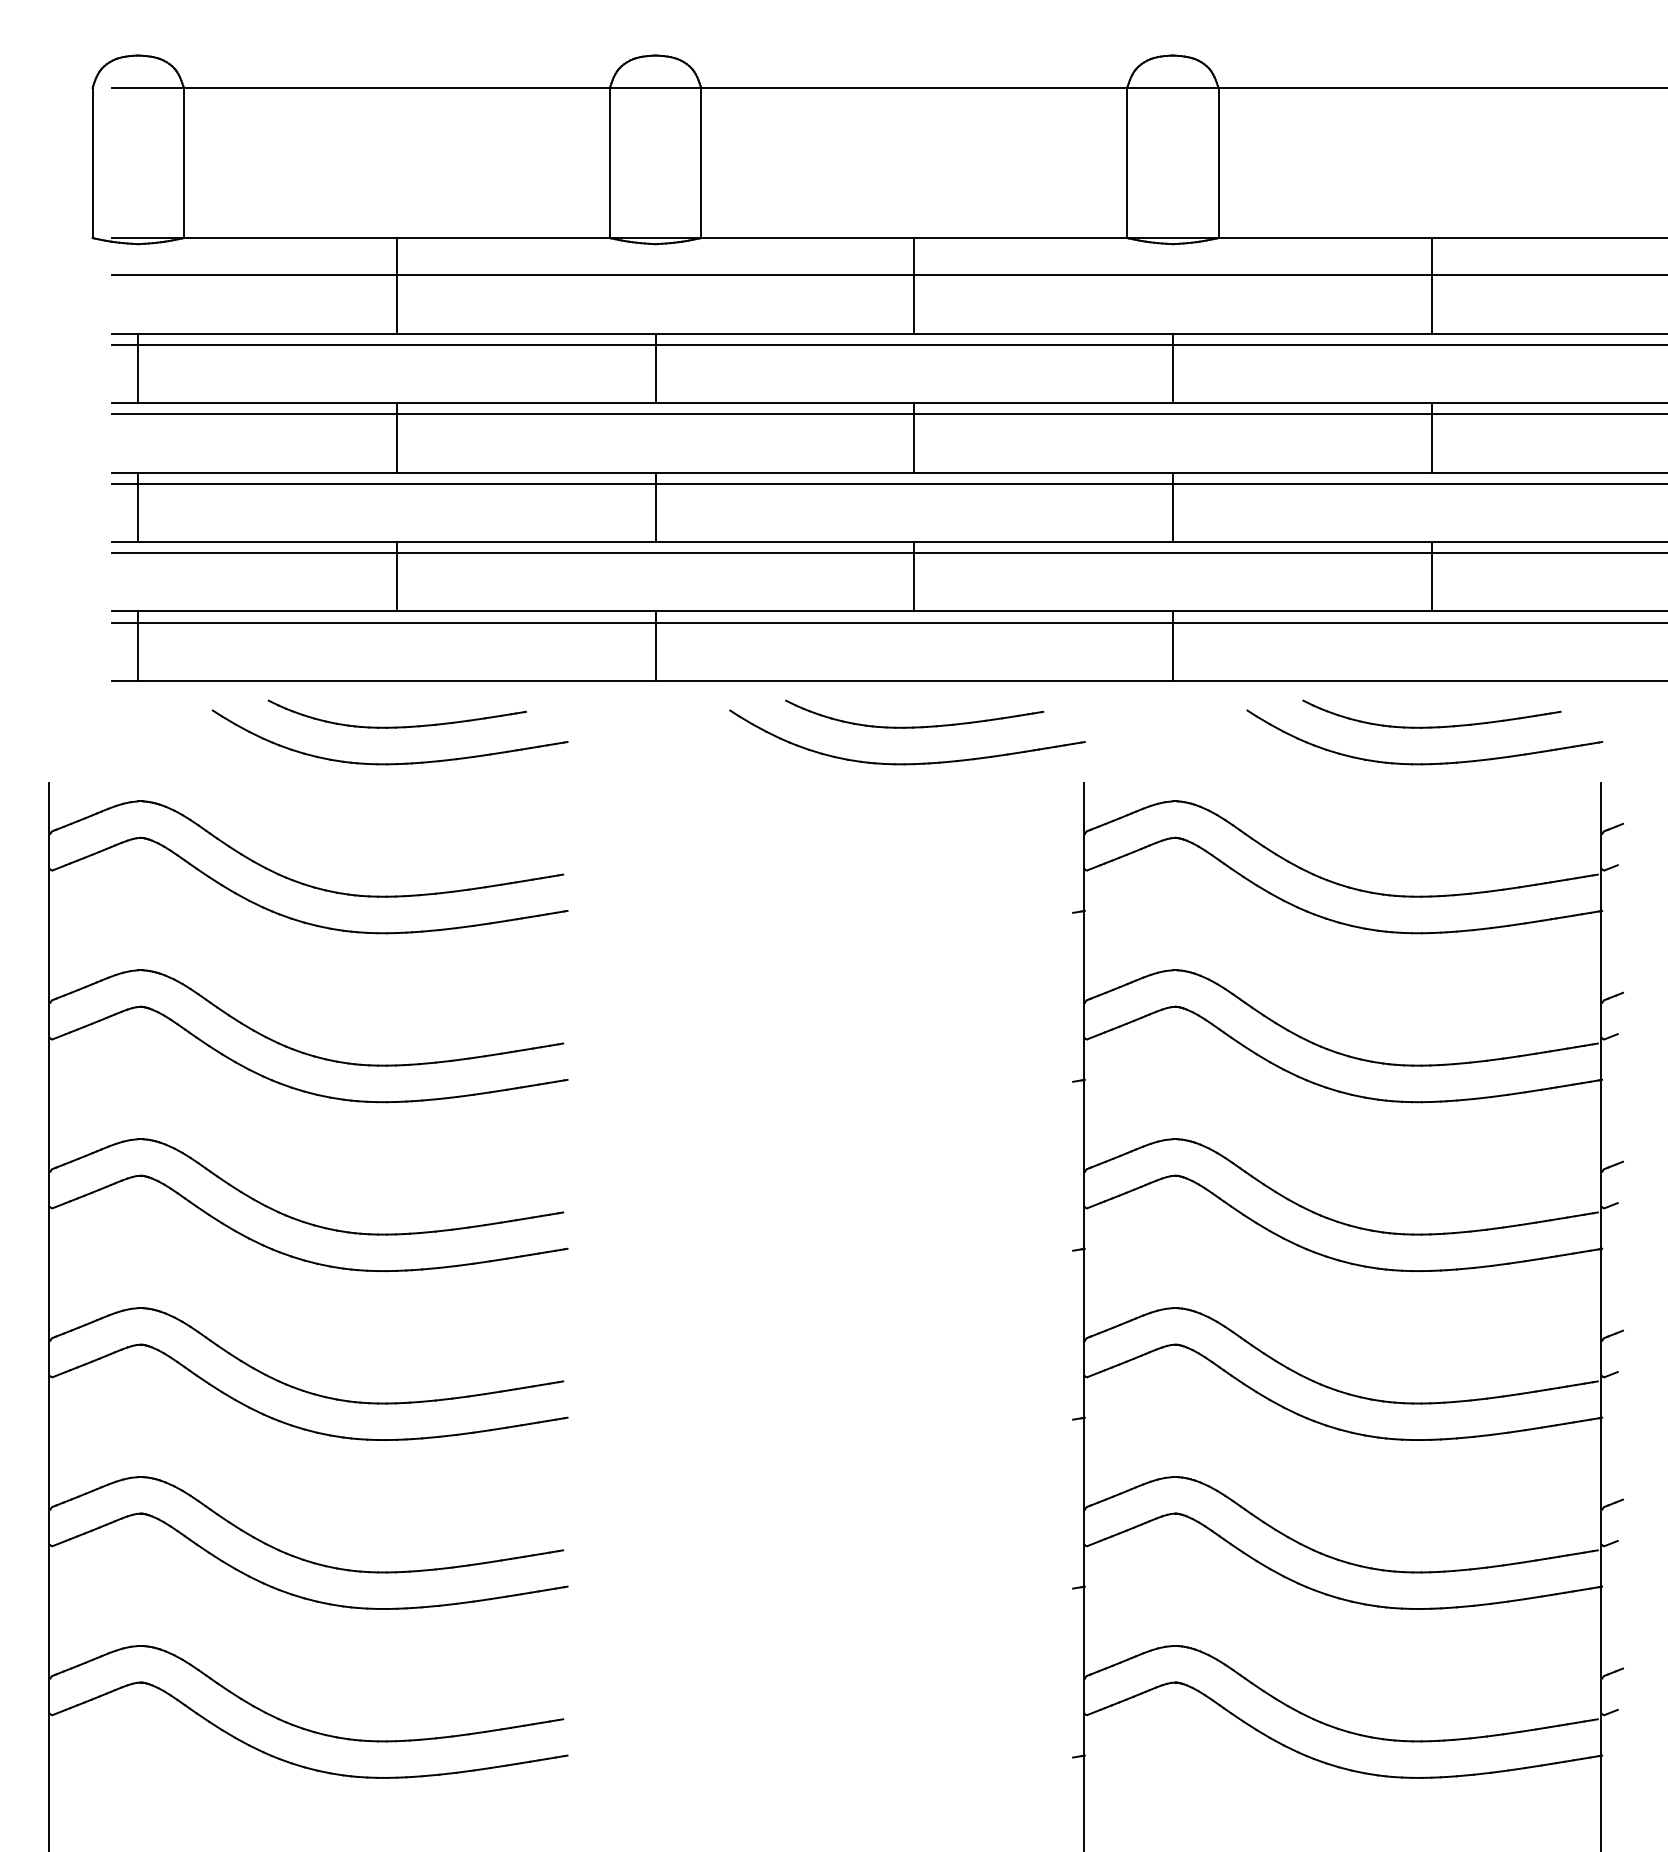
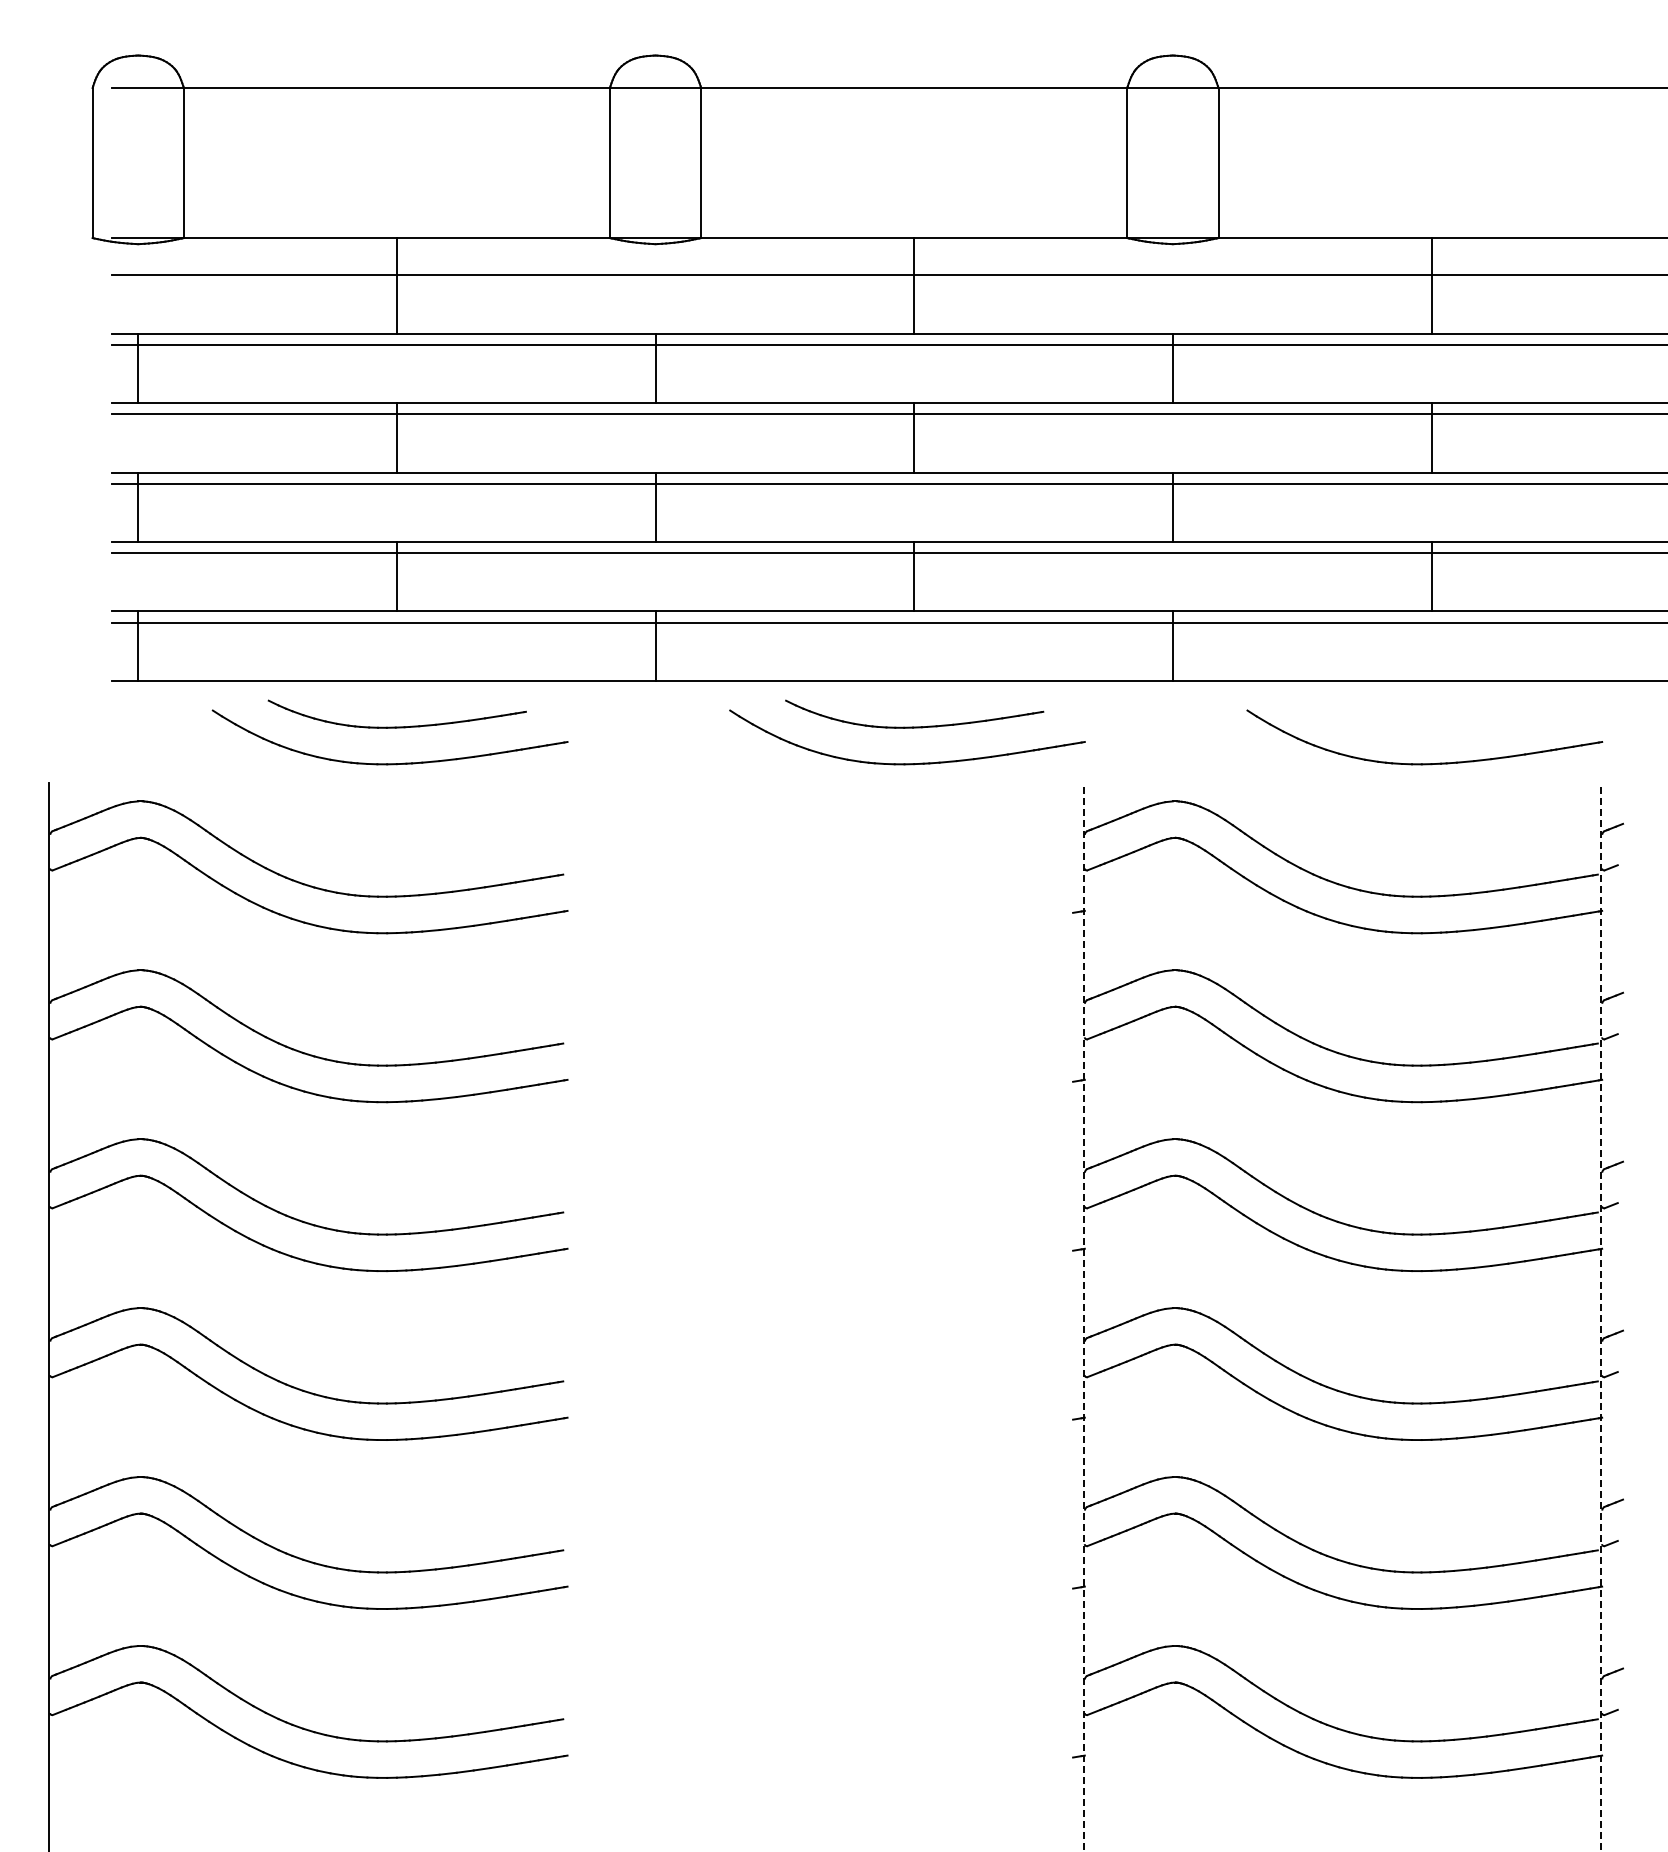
part: present -> none (1431, 726)
line: solid -> dashed (1083, 1317)
line: solid -> dashed (1600, 1317)
